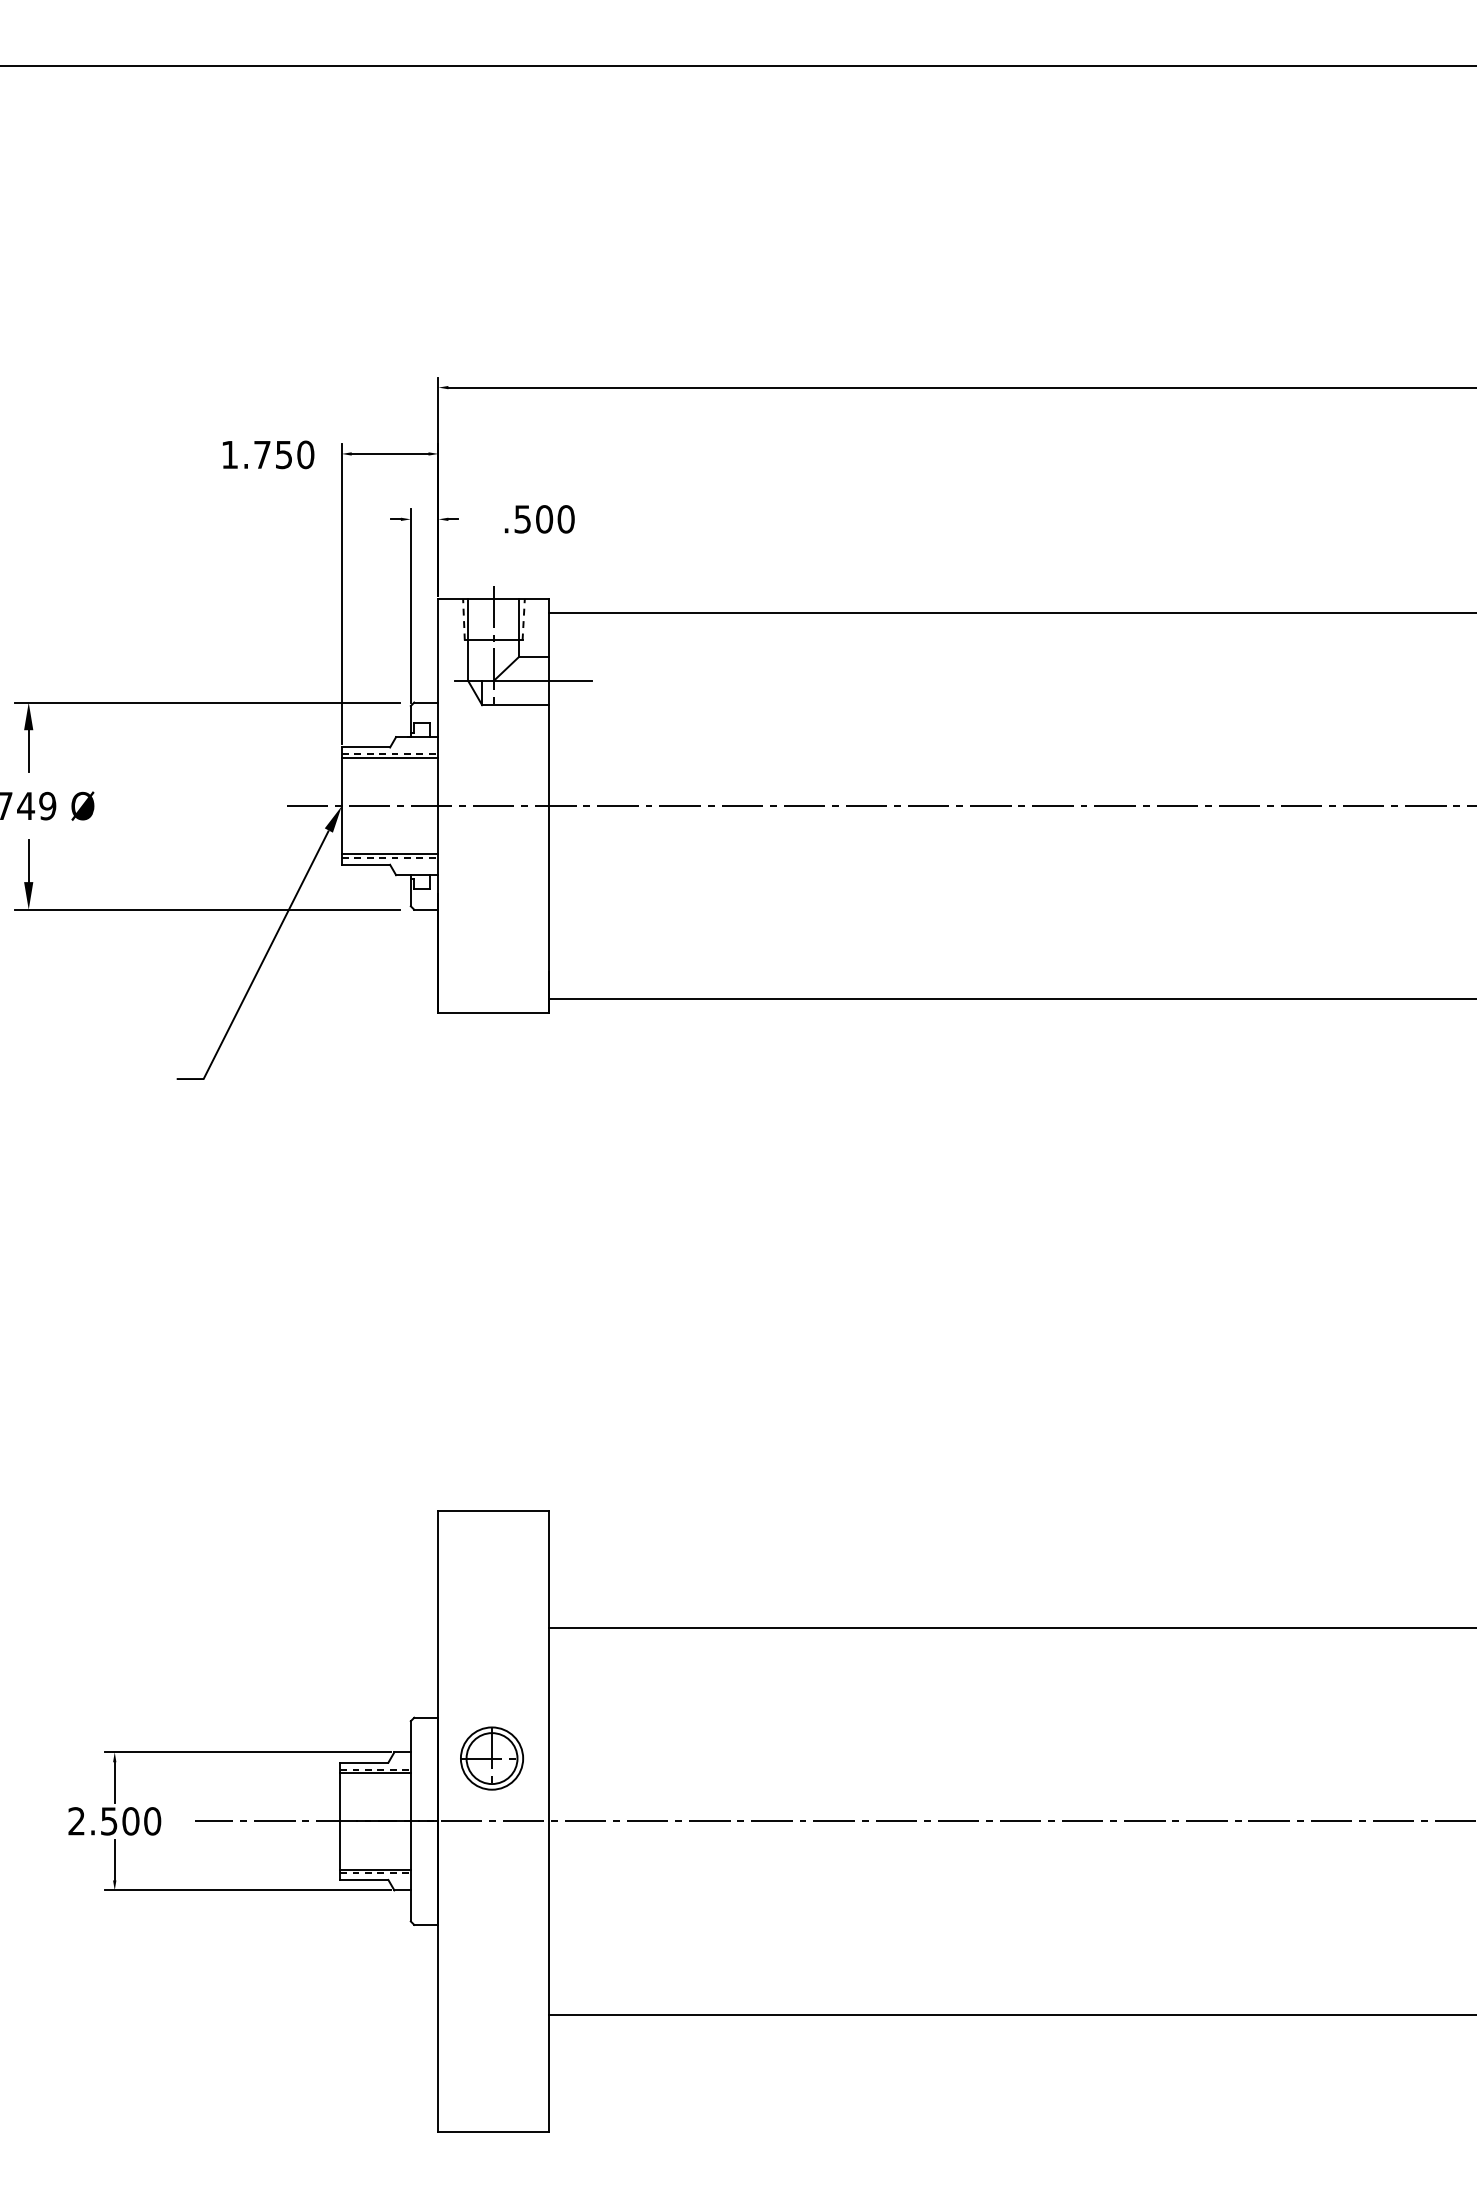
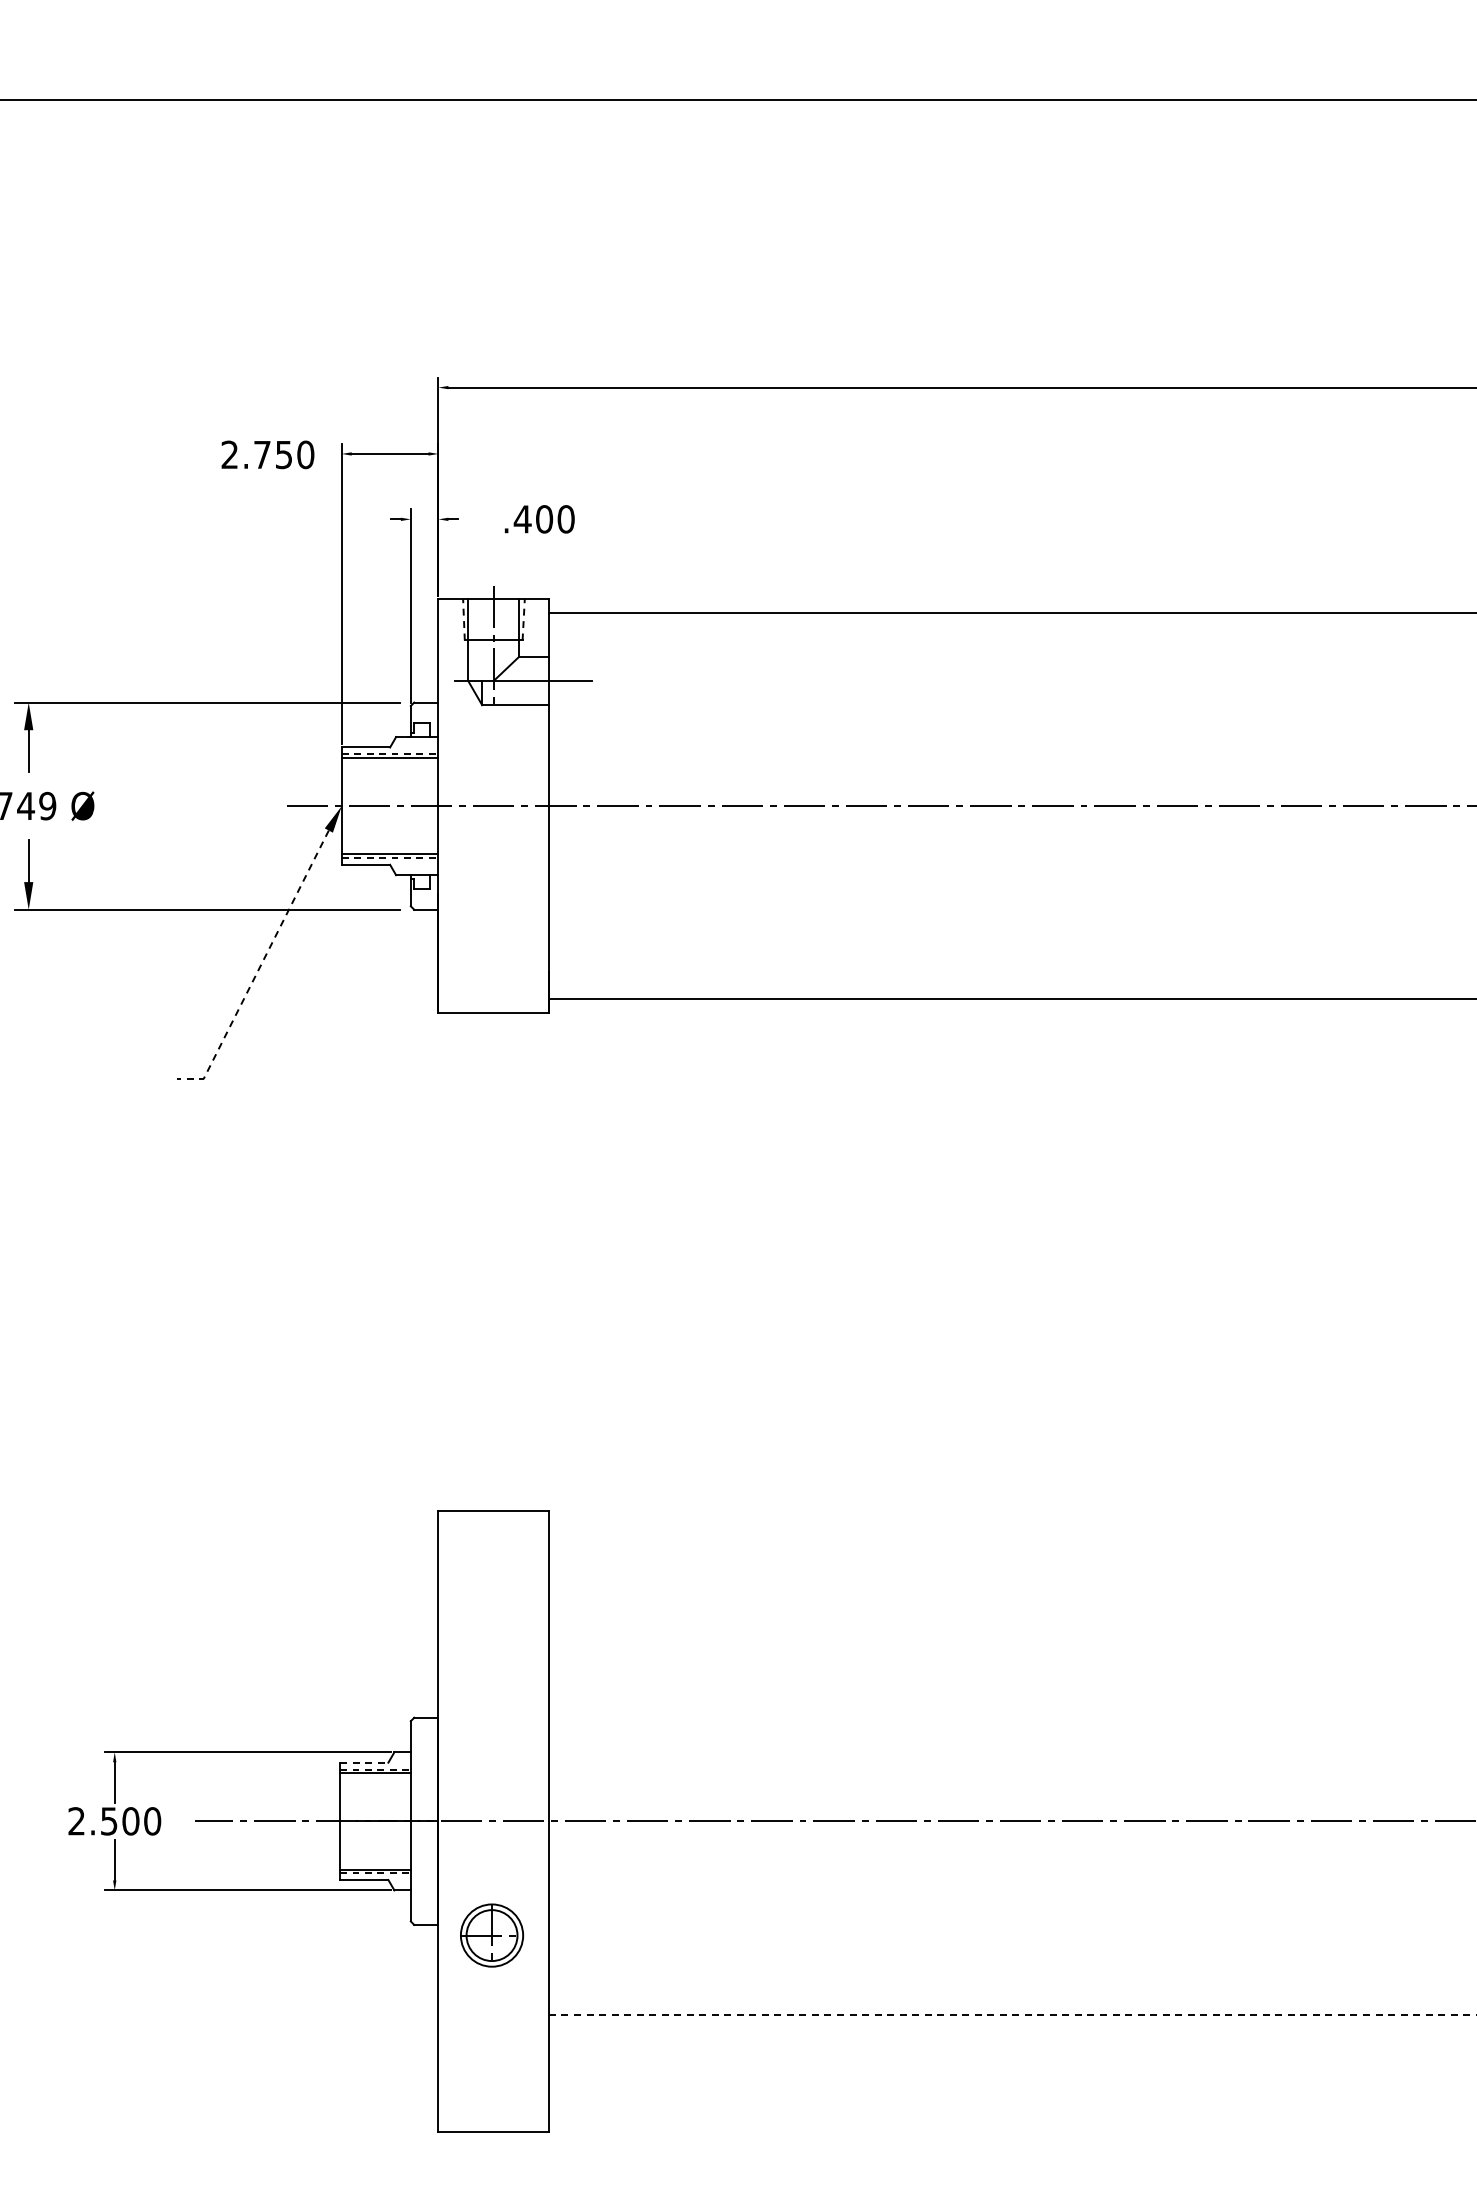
line position: (737, 65) -> (737, 99) (737, 99)
text: 1.750 -> 2.750 (229, 454)
text: .500 -> .400 (522, 519)
line: solid -> dashed (259, 967)
line: present -> none (1010, 1627)
part position: (492, 1758) -> (492, 1935) (492, 1935)
line: solid -> dashed (364, 1762)
line: solid -> dashed (1012, 2014)
